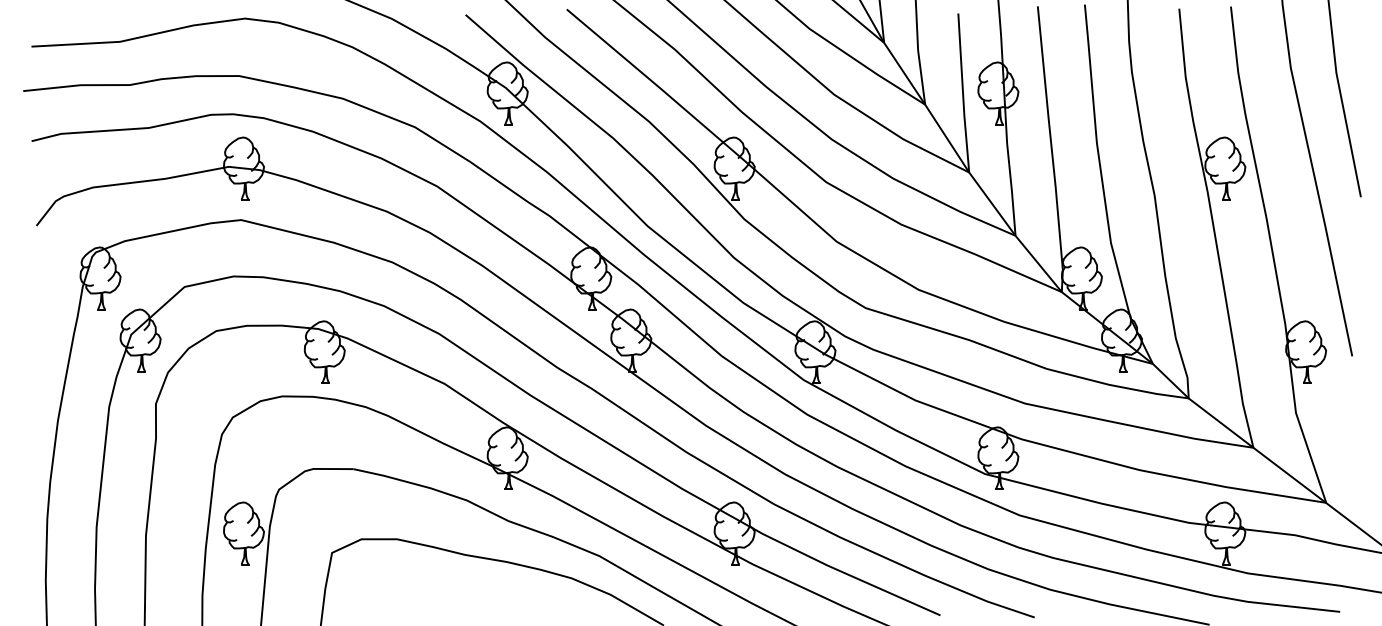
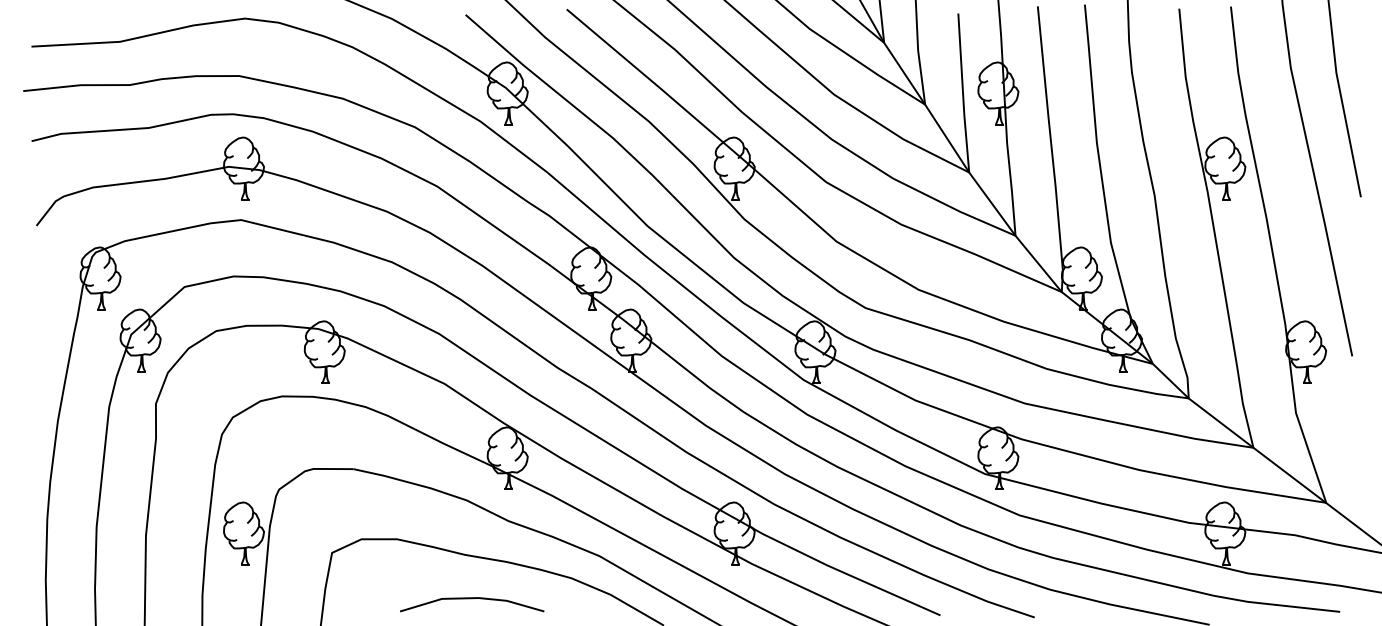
line: none -> present (472, 599)
